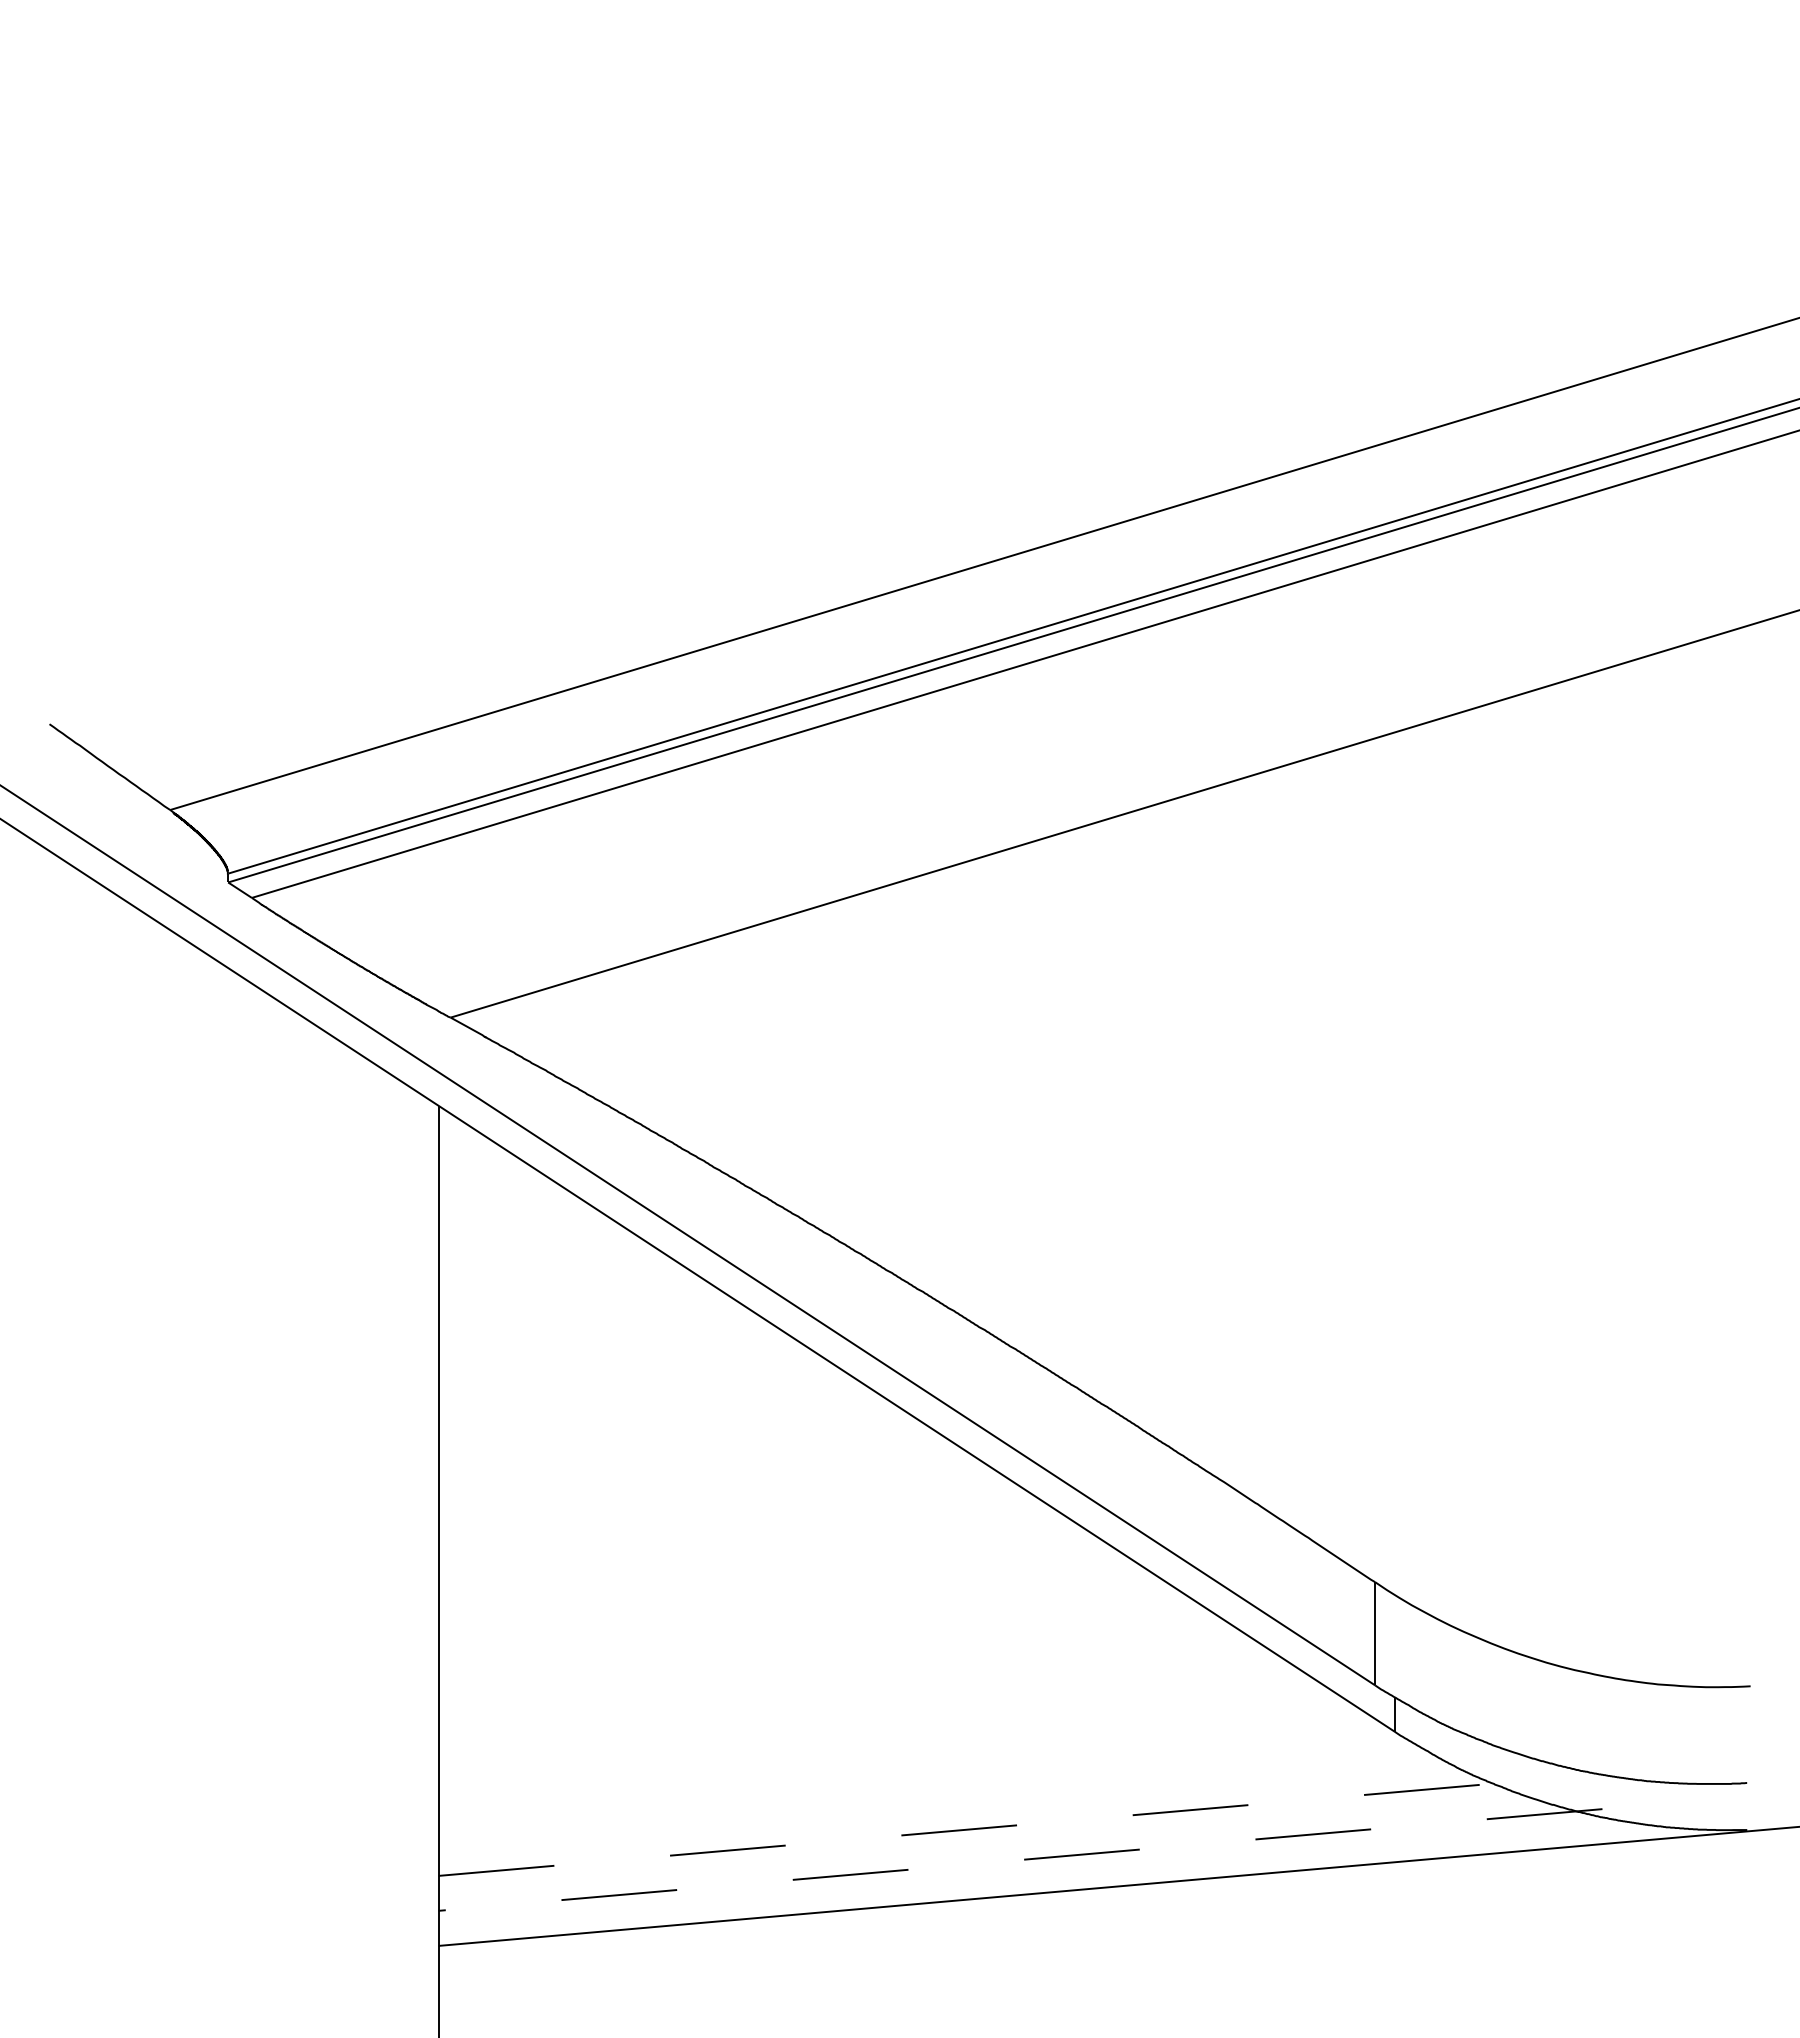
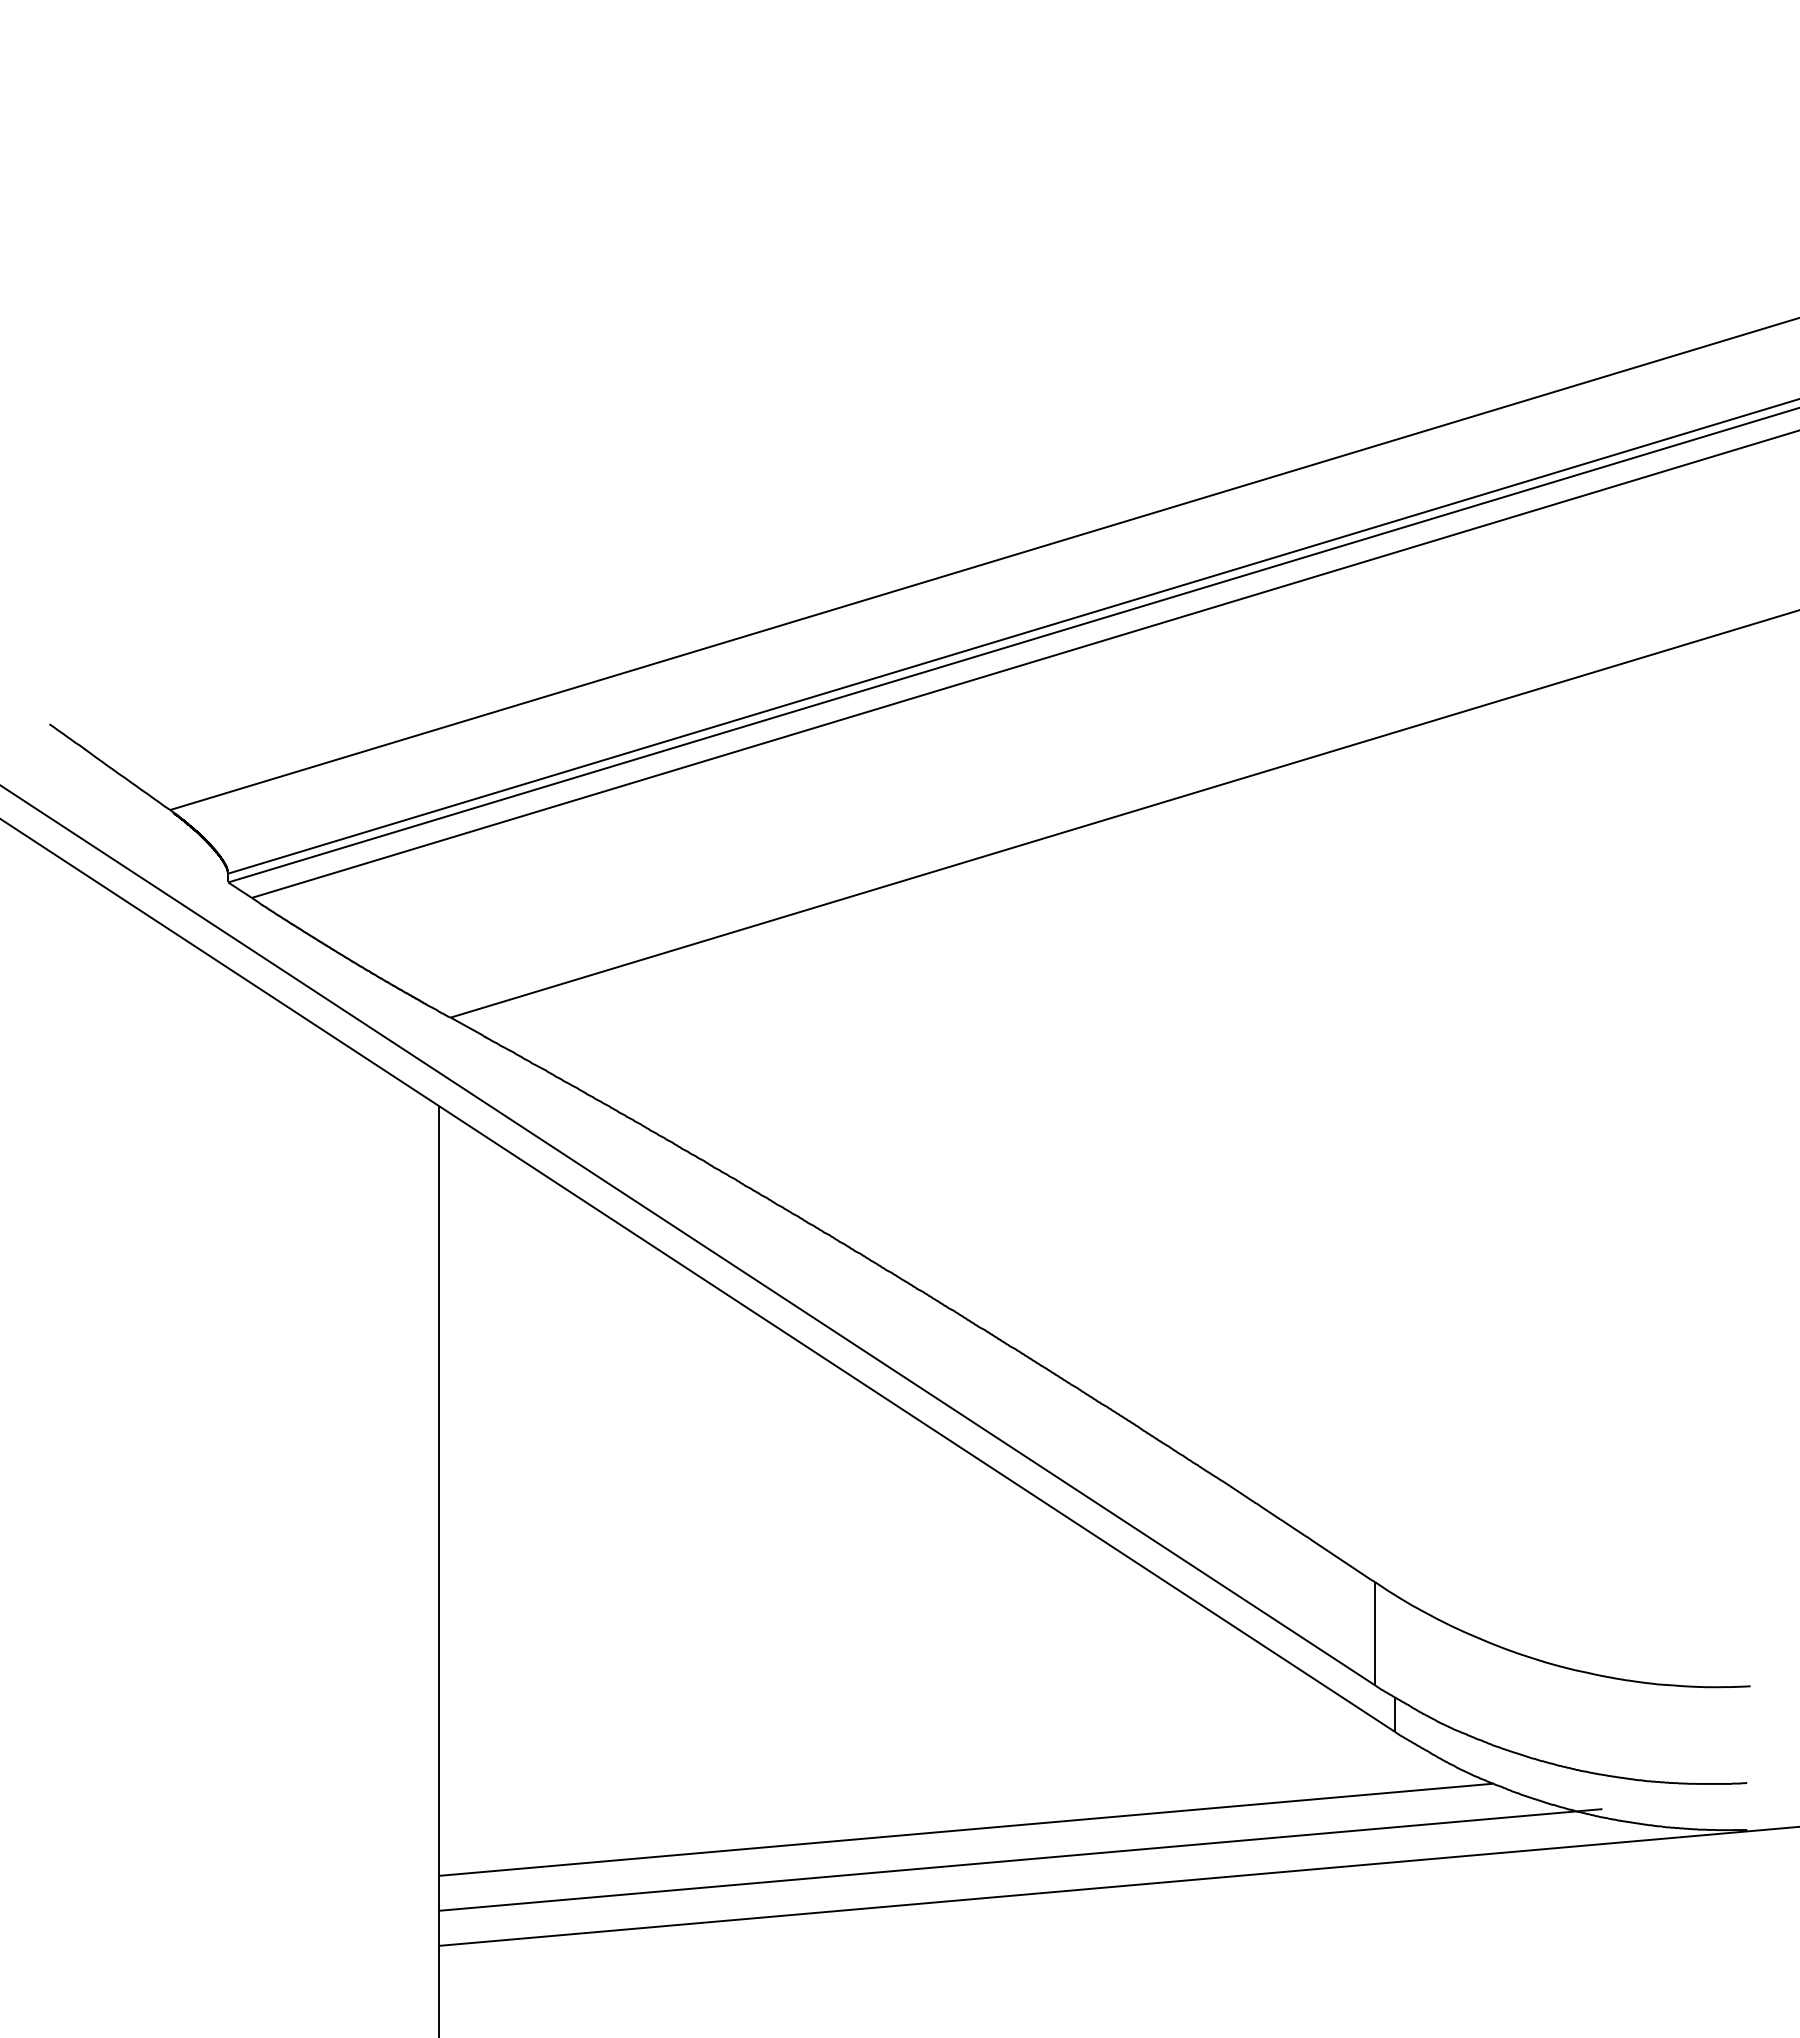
line: dashed -> solid (966, 1829)
line: dashed -> solid (1020, 1860)
